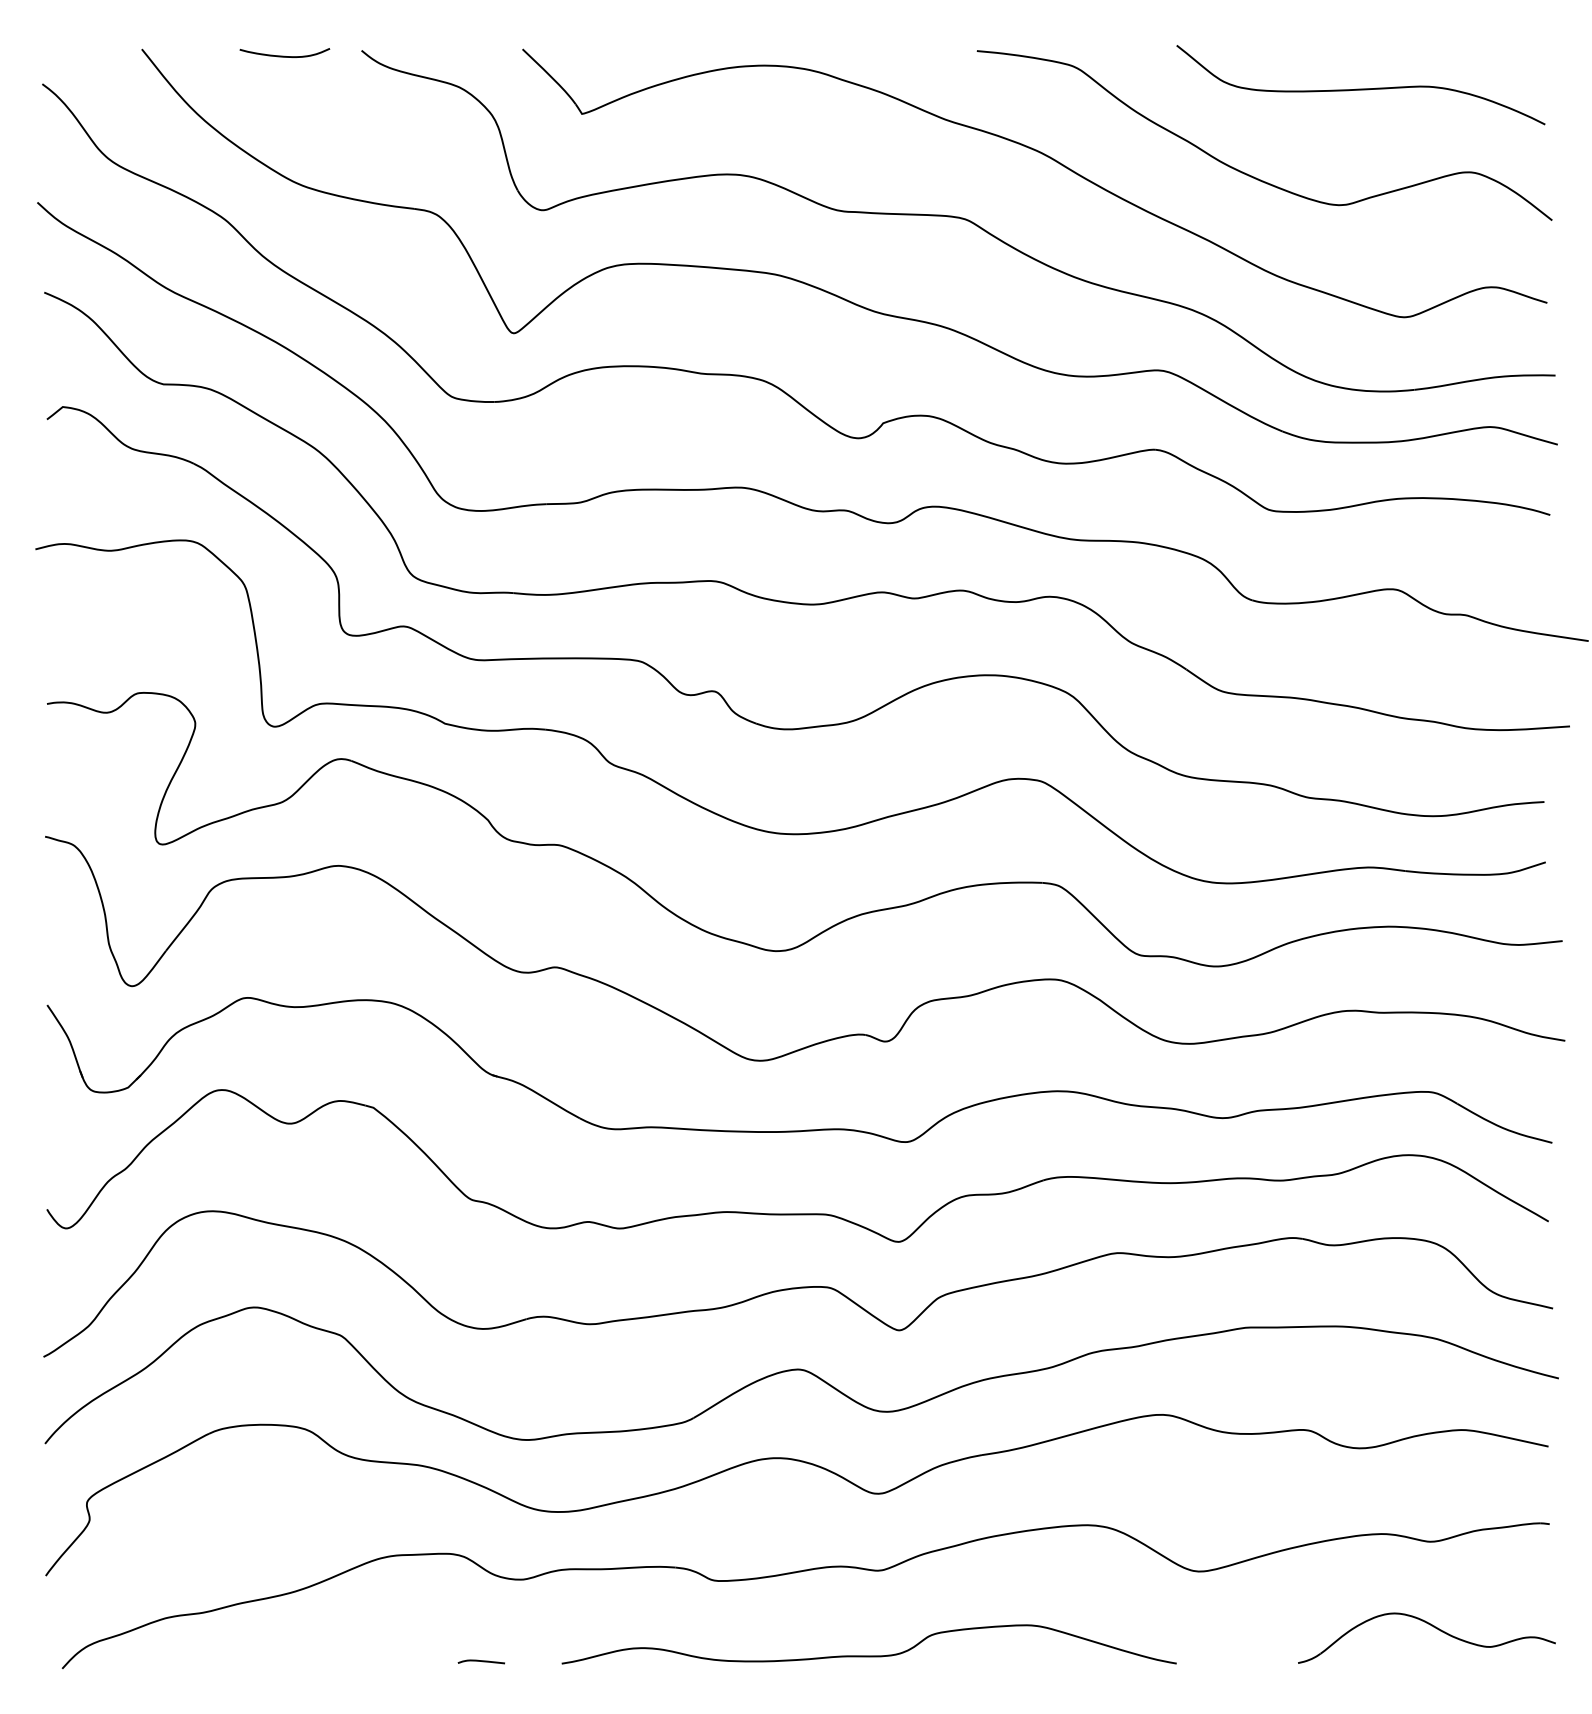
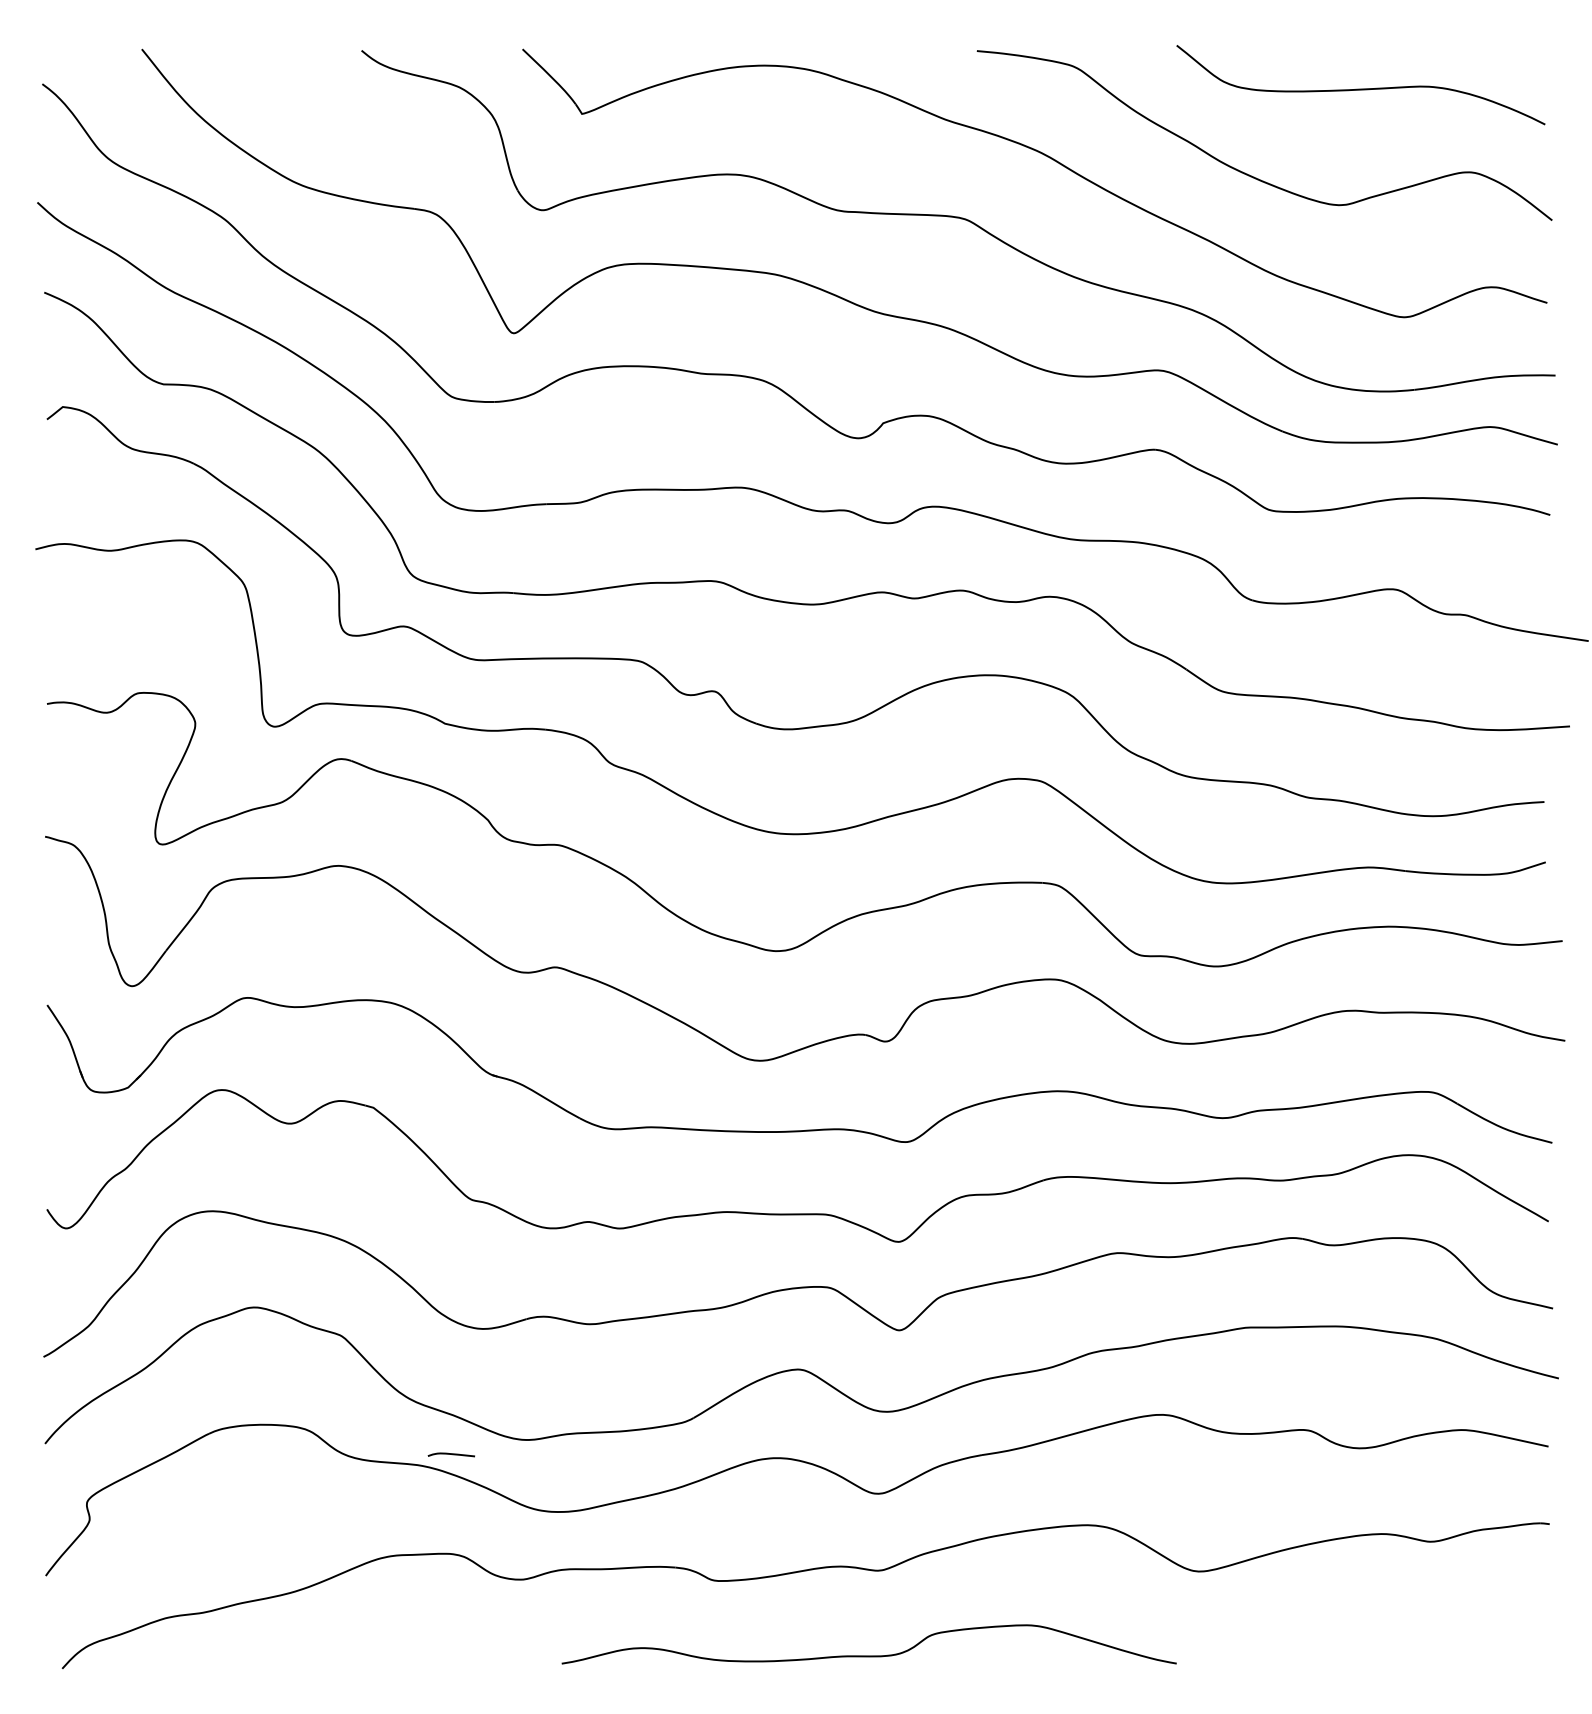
curve: present -> none (284, 55)
part: present -> none (1431, 1626)
curve position: (480, 1661) -> (450, 1454) (450, 1454)
